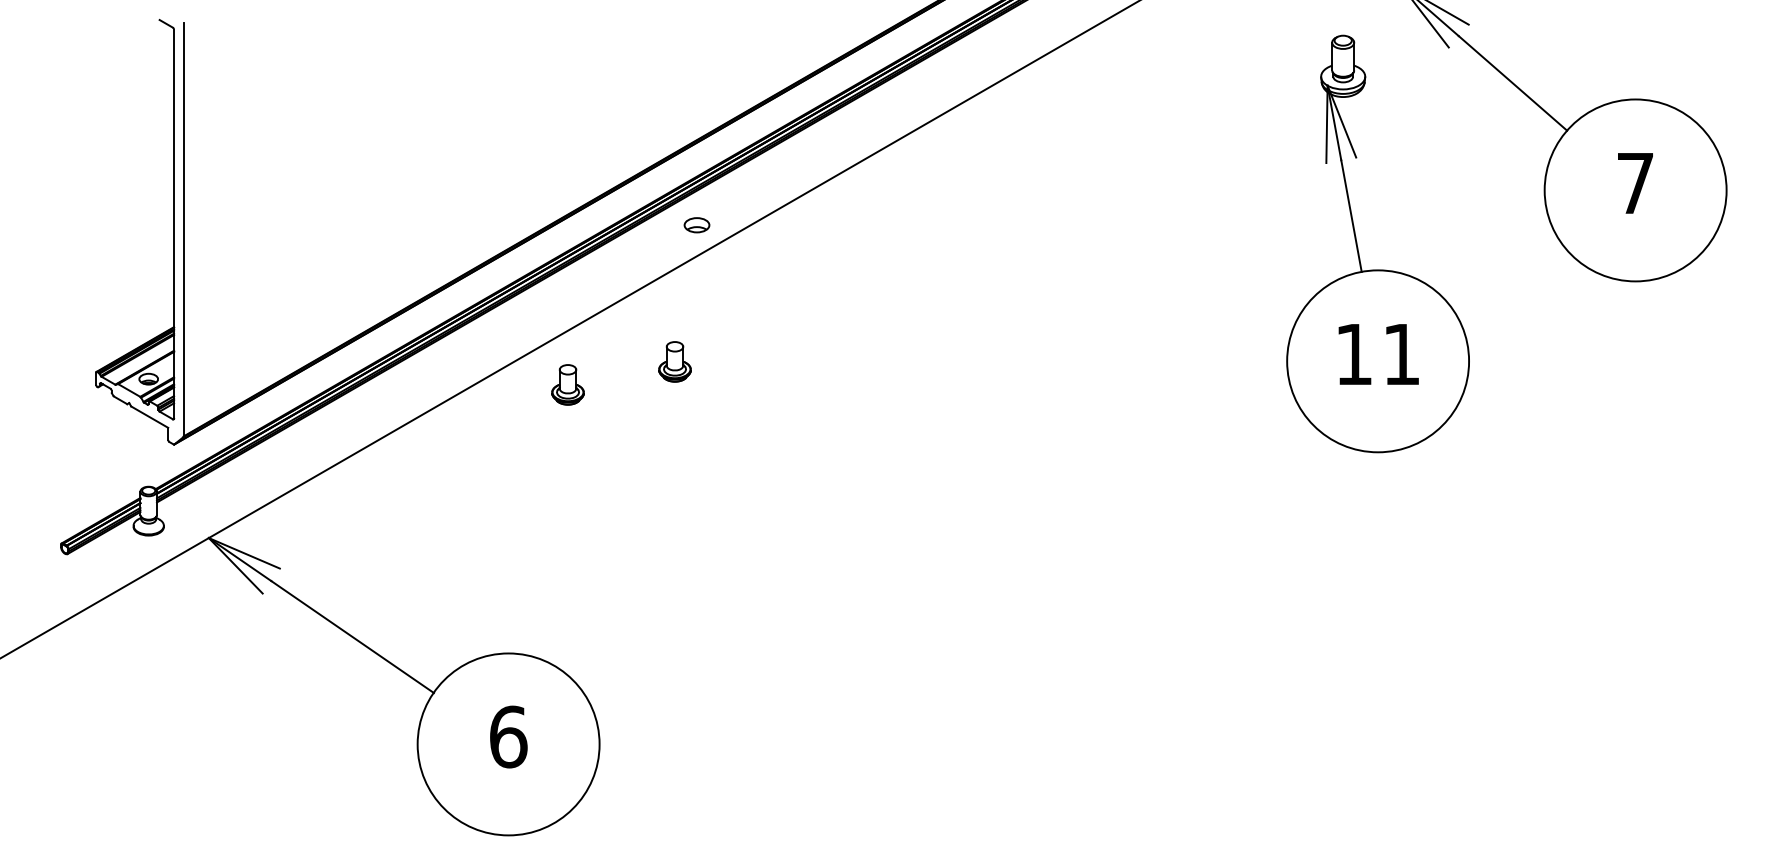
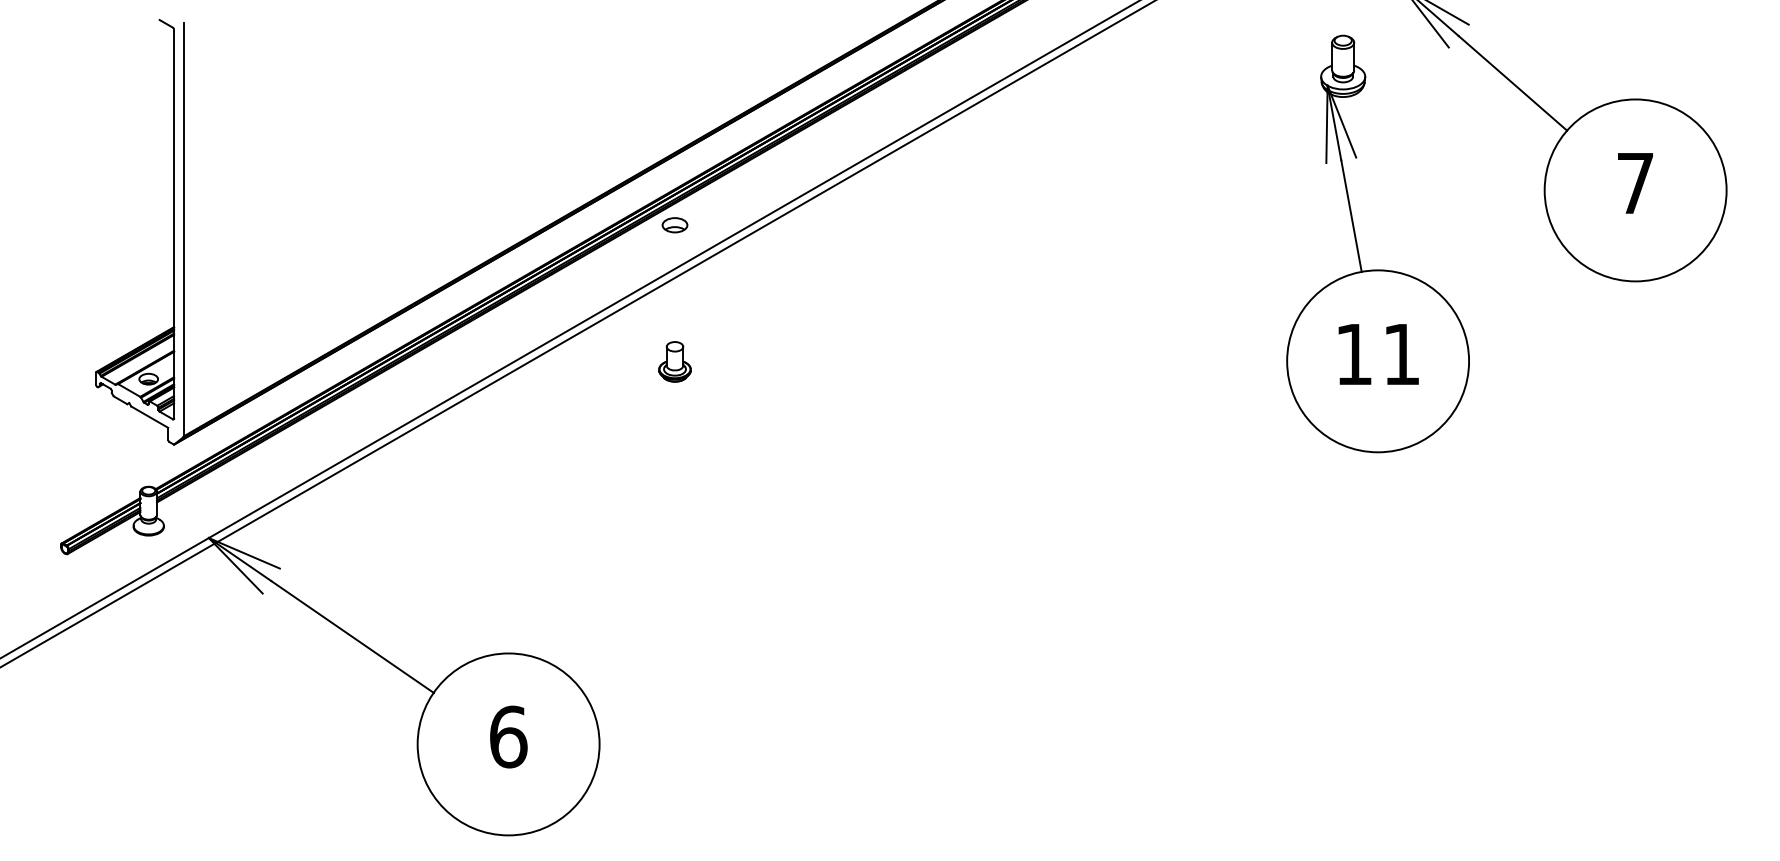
part position: (696, 225) -> (674, 225) (674, 225)
line: none -> present (577, 334)
part: present -> none (567, 384)
